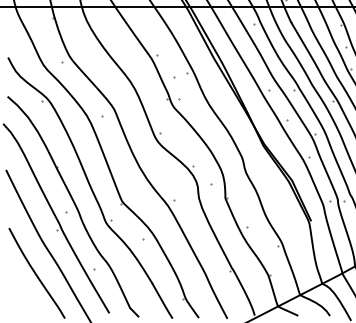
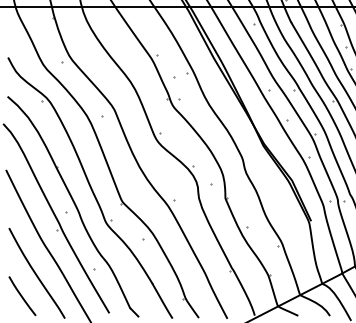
line: none -> present (22, 296)
